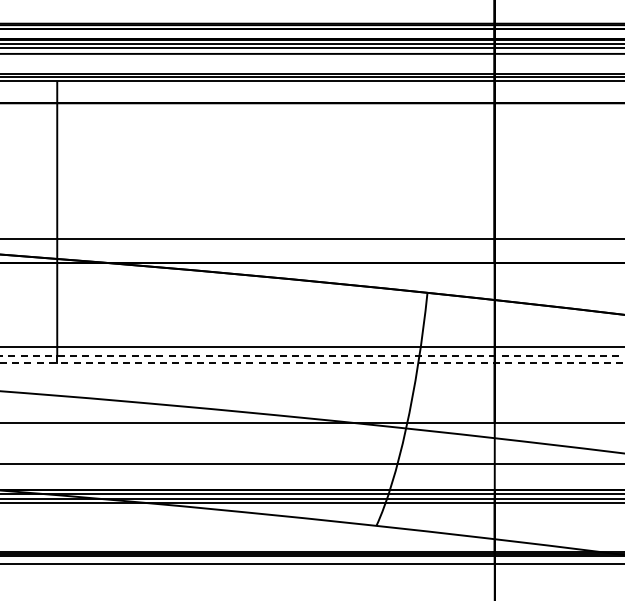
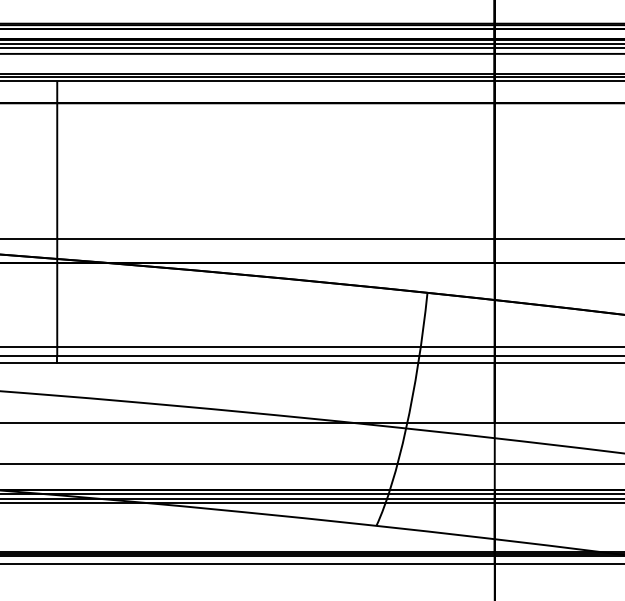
line: dashed -> solid (312, 356)
line: dashed -> solid (312, 363)
